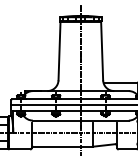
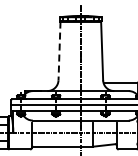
line: solid -> dashed (59, 51)
